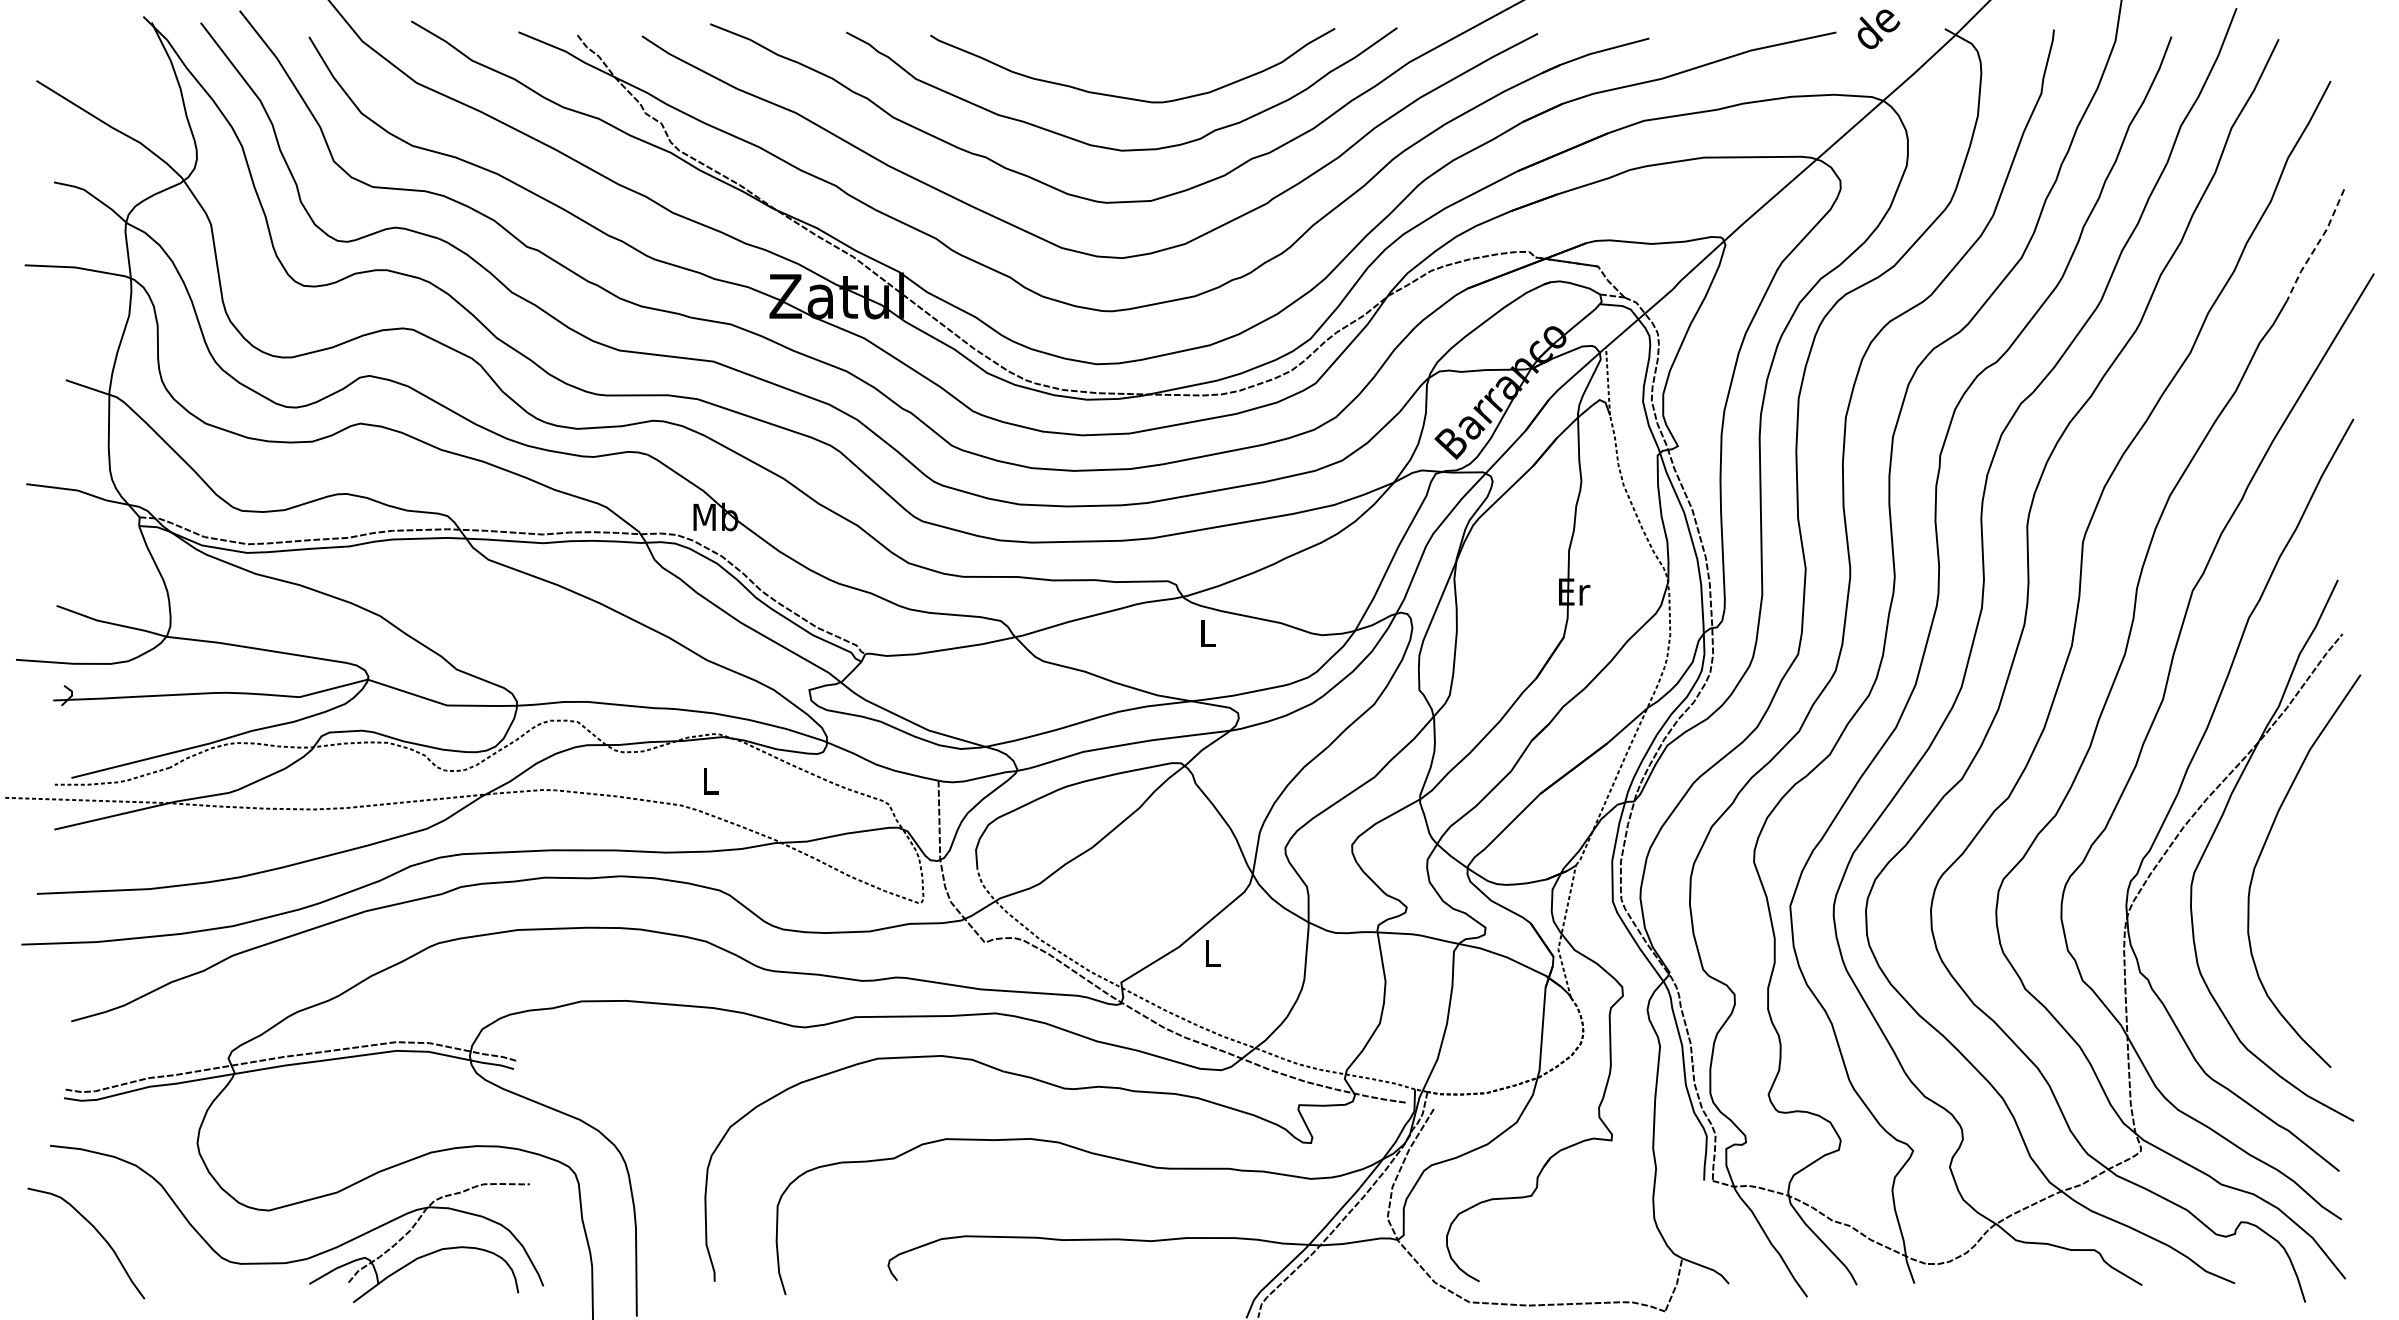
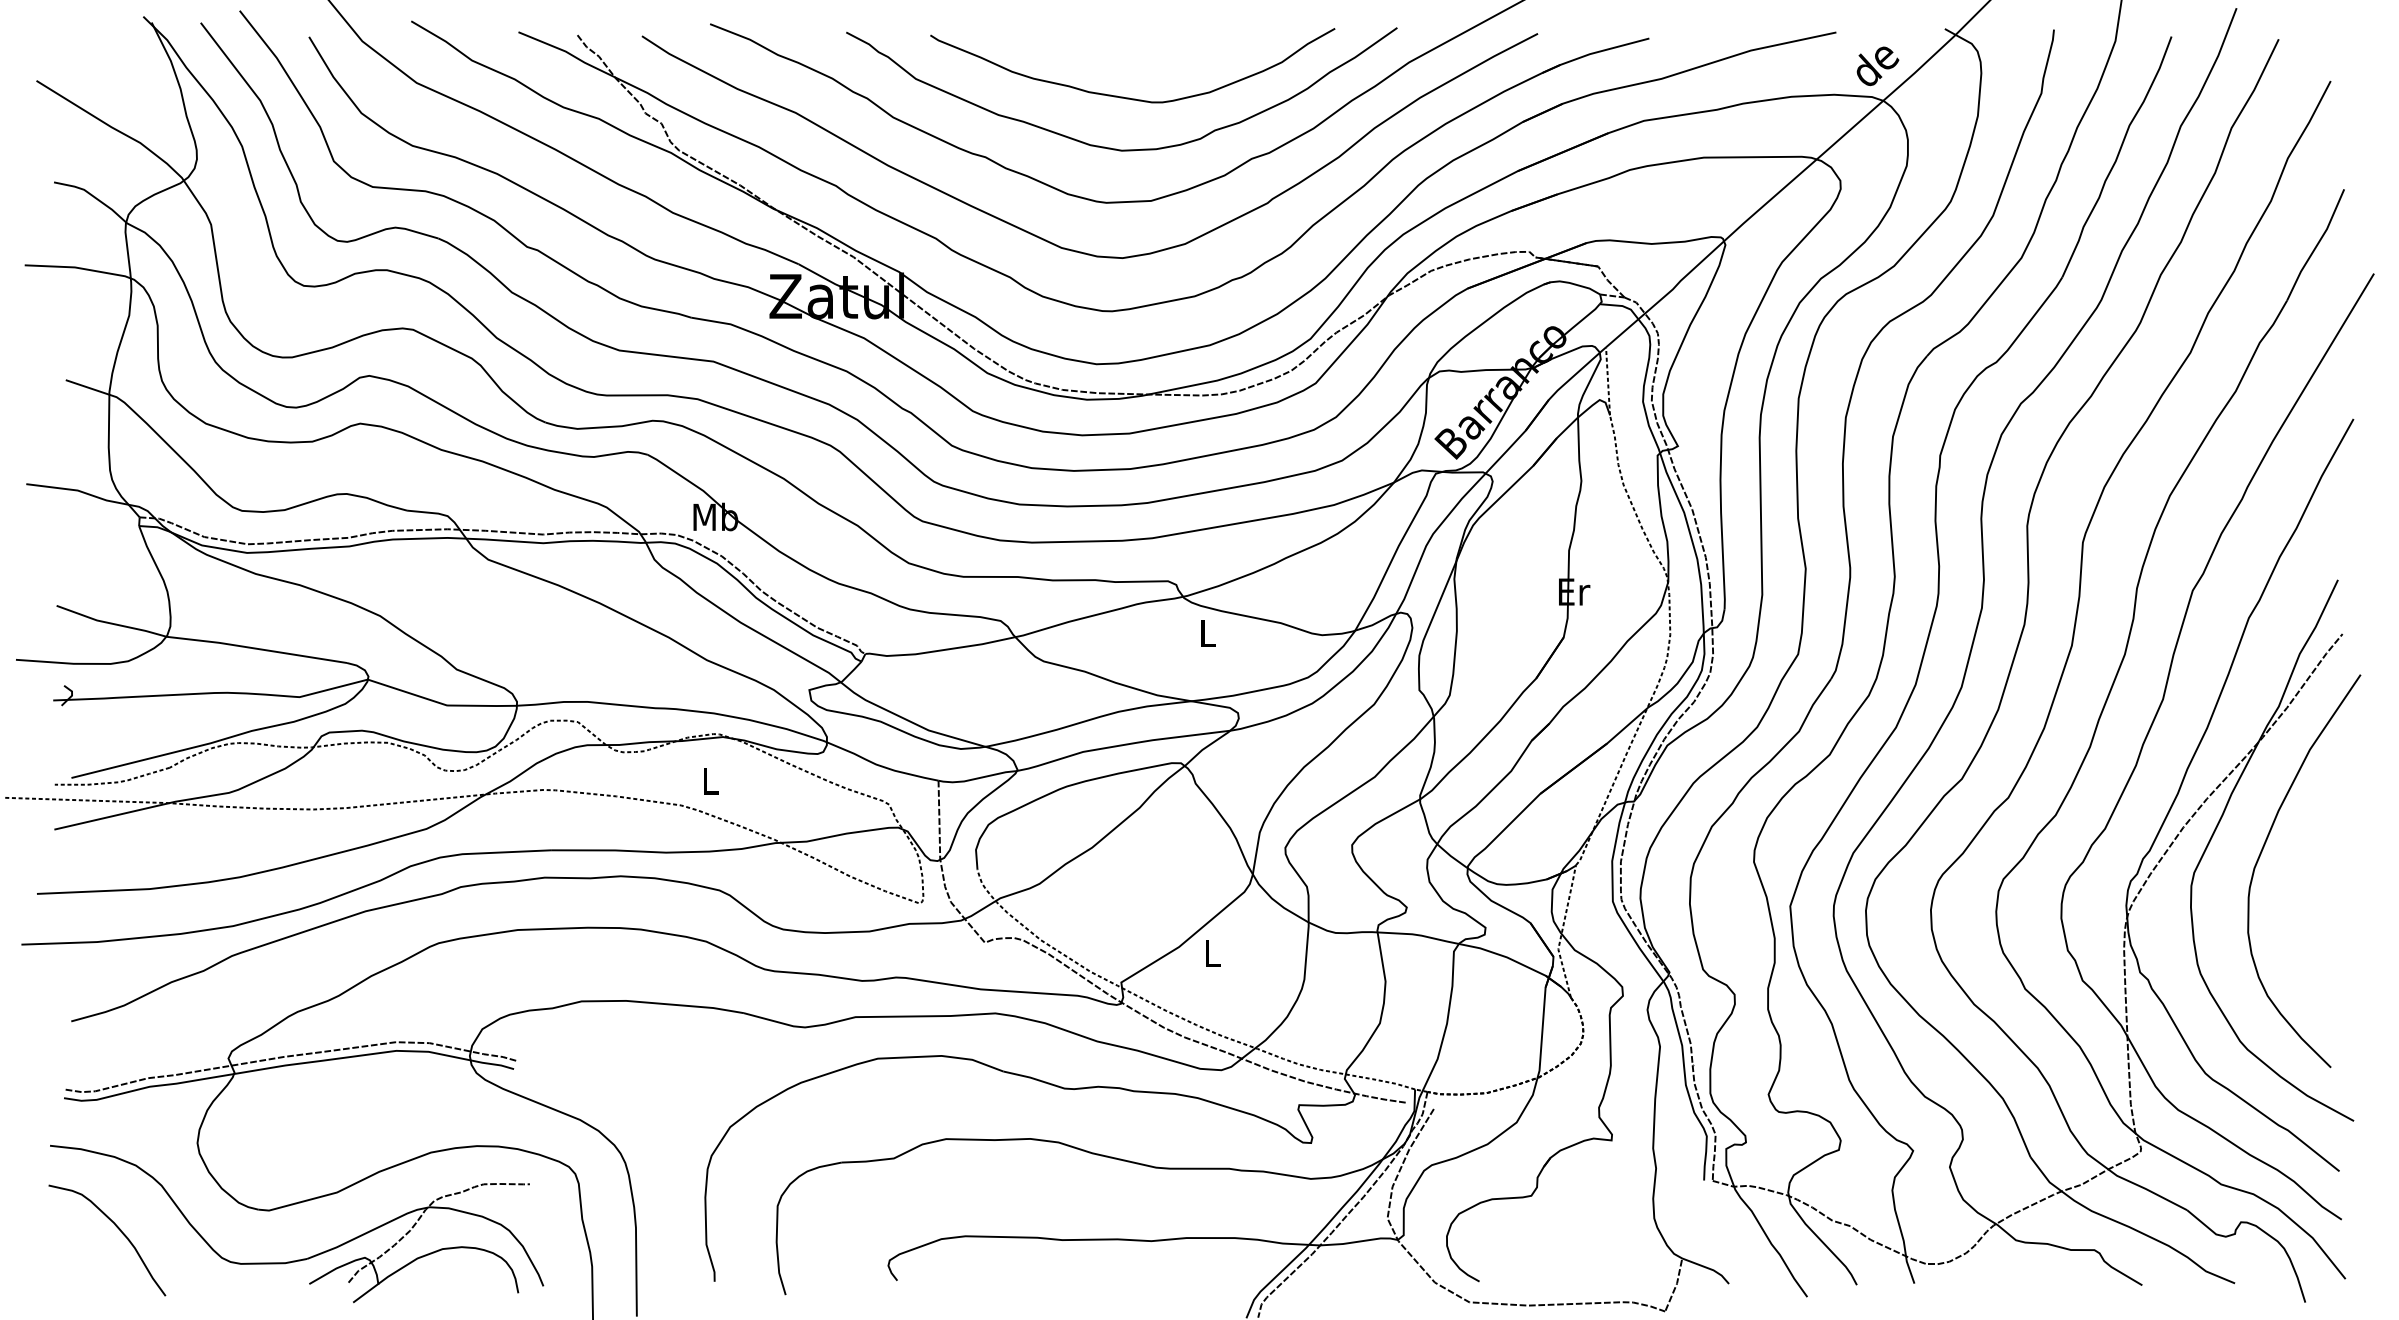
text position: (1878, 29) -> (1877, 66) (1877, 66)
line: dashed -> solid (2316, 246)
curve position: (97, 1232) -> (118, 1229) (118, 1229)
